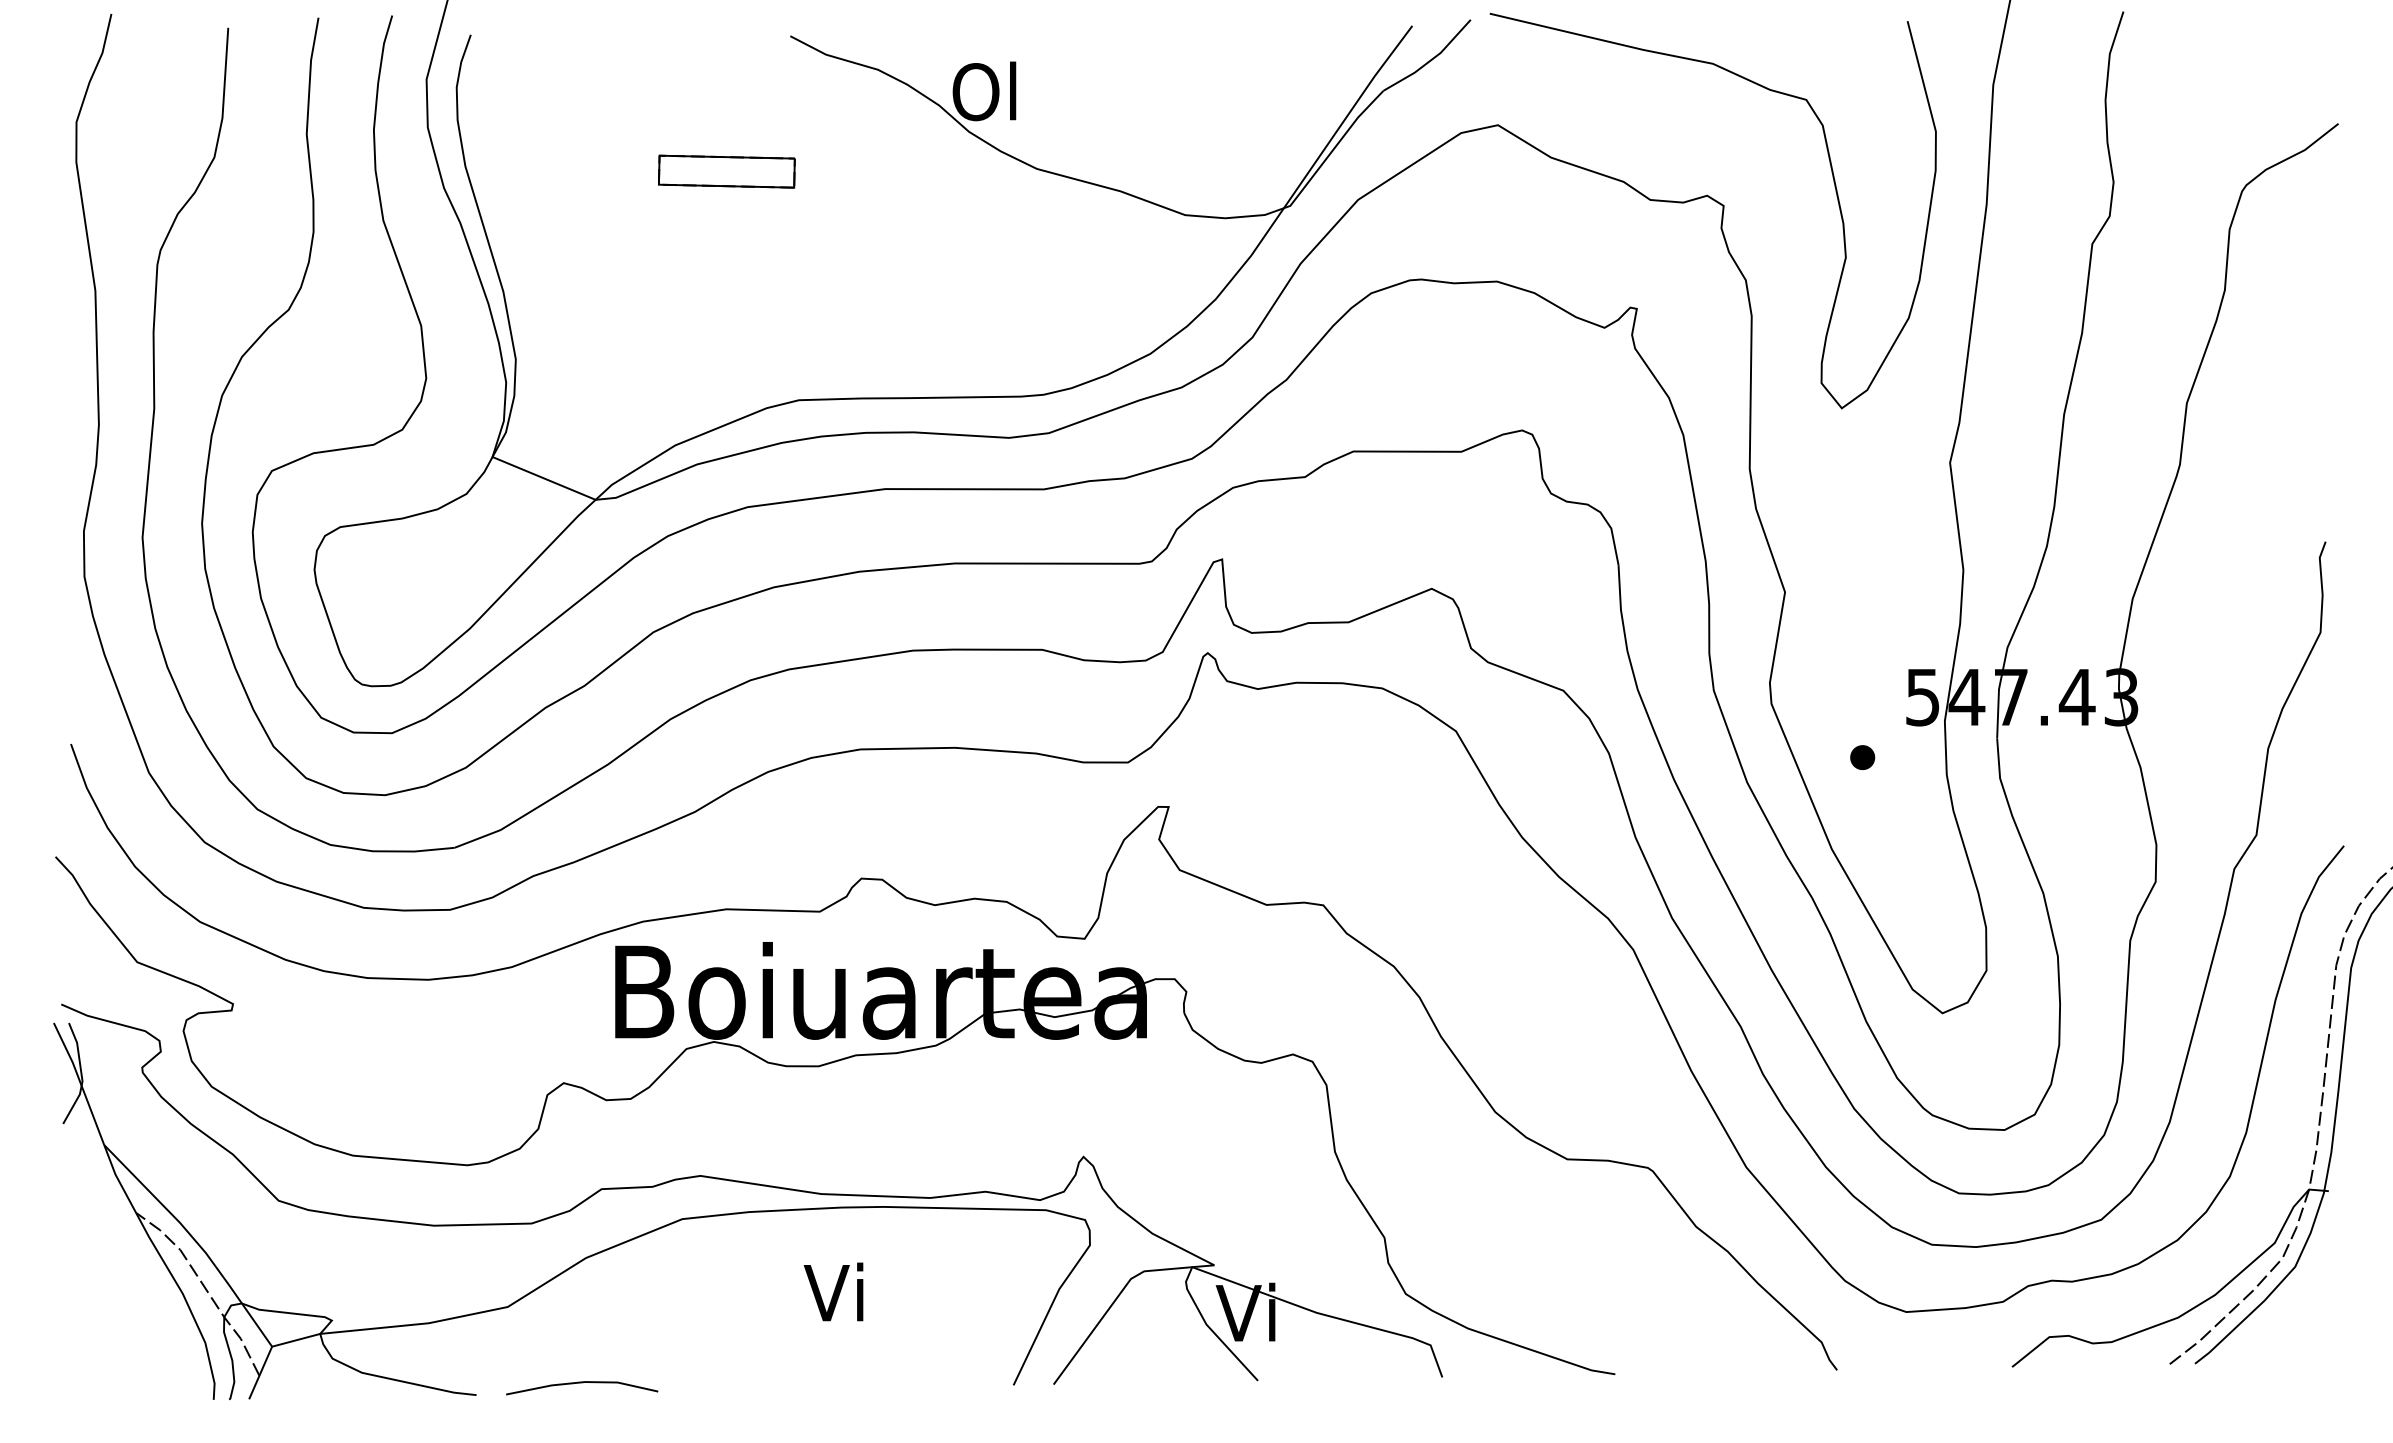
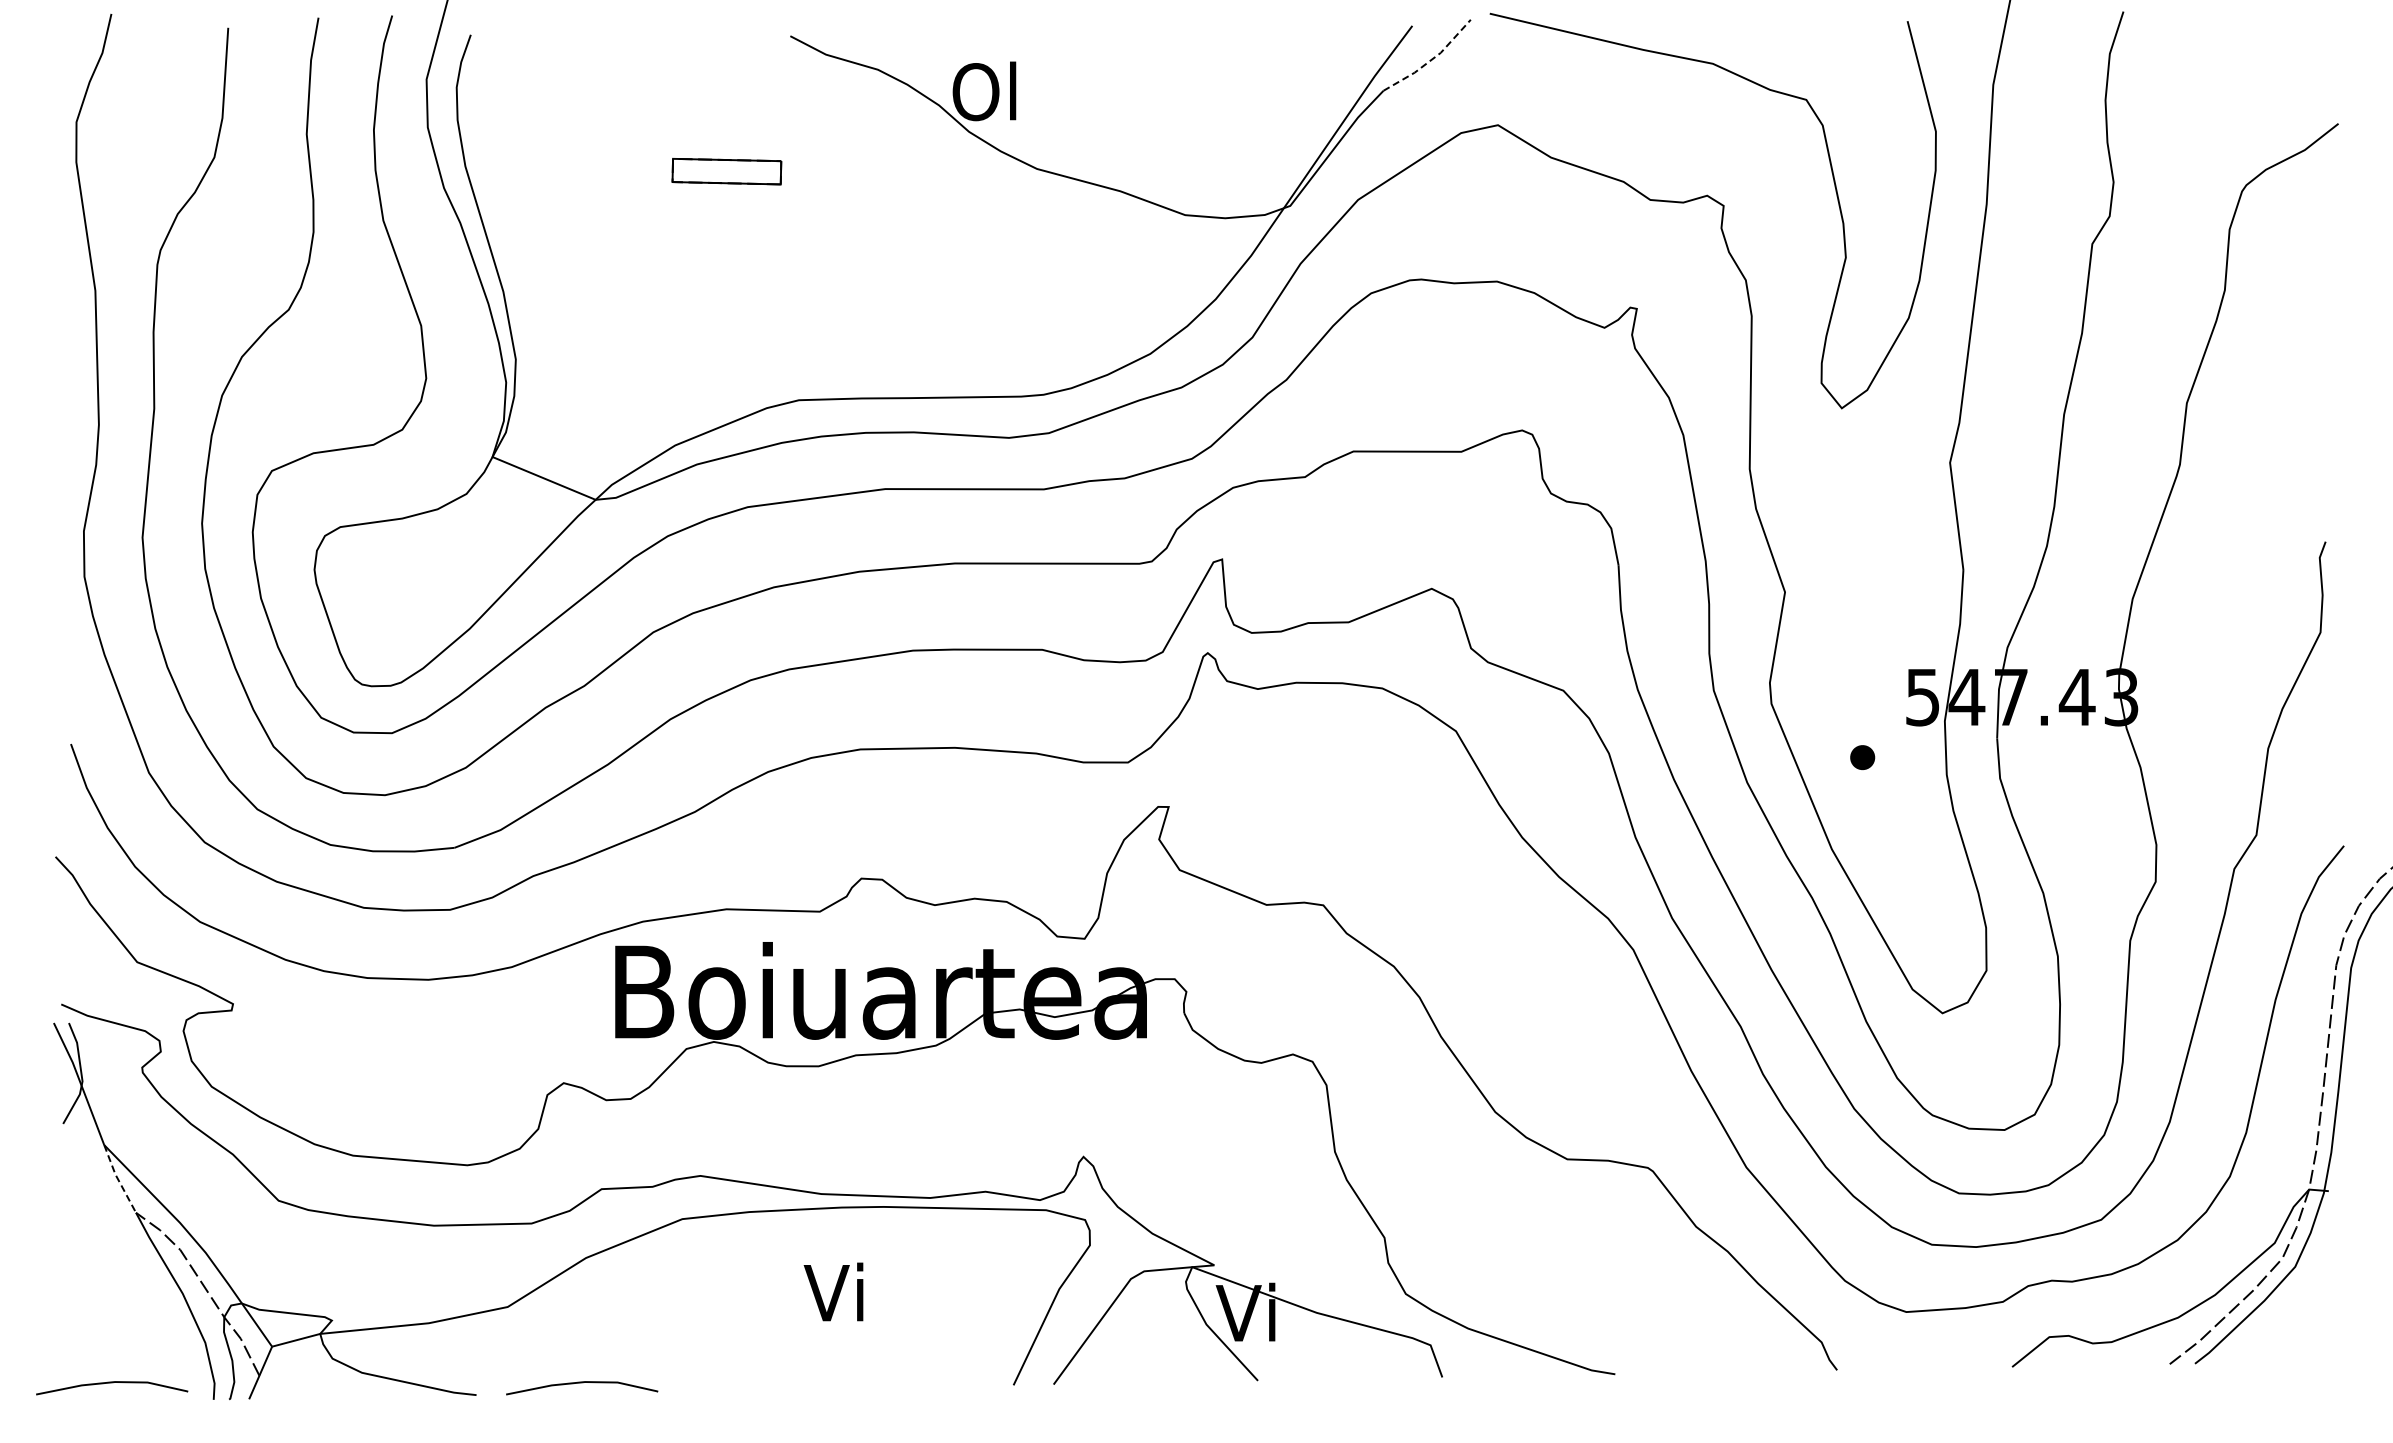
line: solid -> dashed (1431, 60)
part size: 138x35 px -> 112x28 px (726, 171)
line: solid -> dashed (118, 1179)
curve: none -> present (112, 1383)
